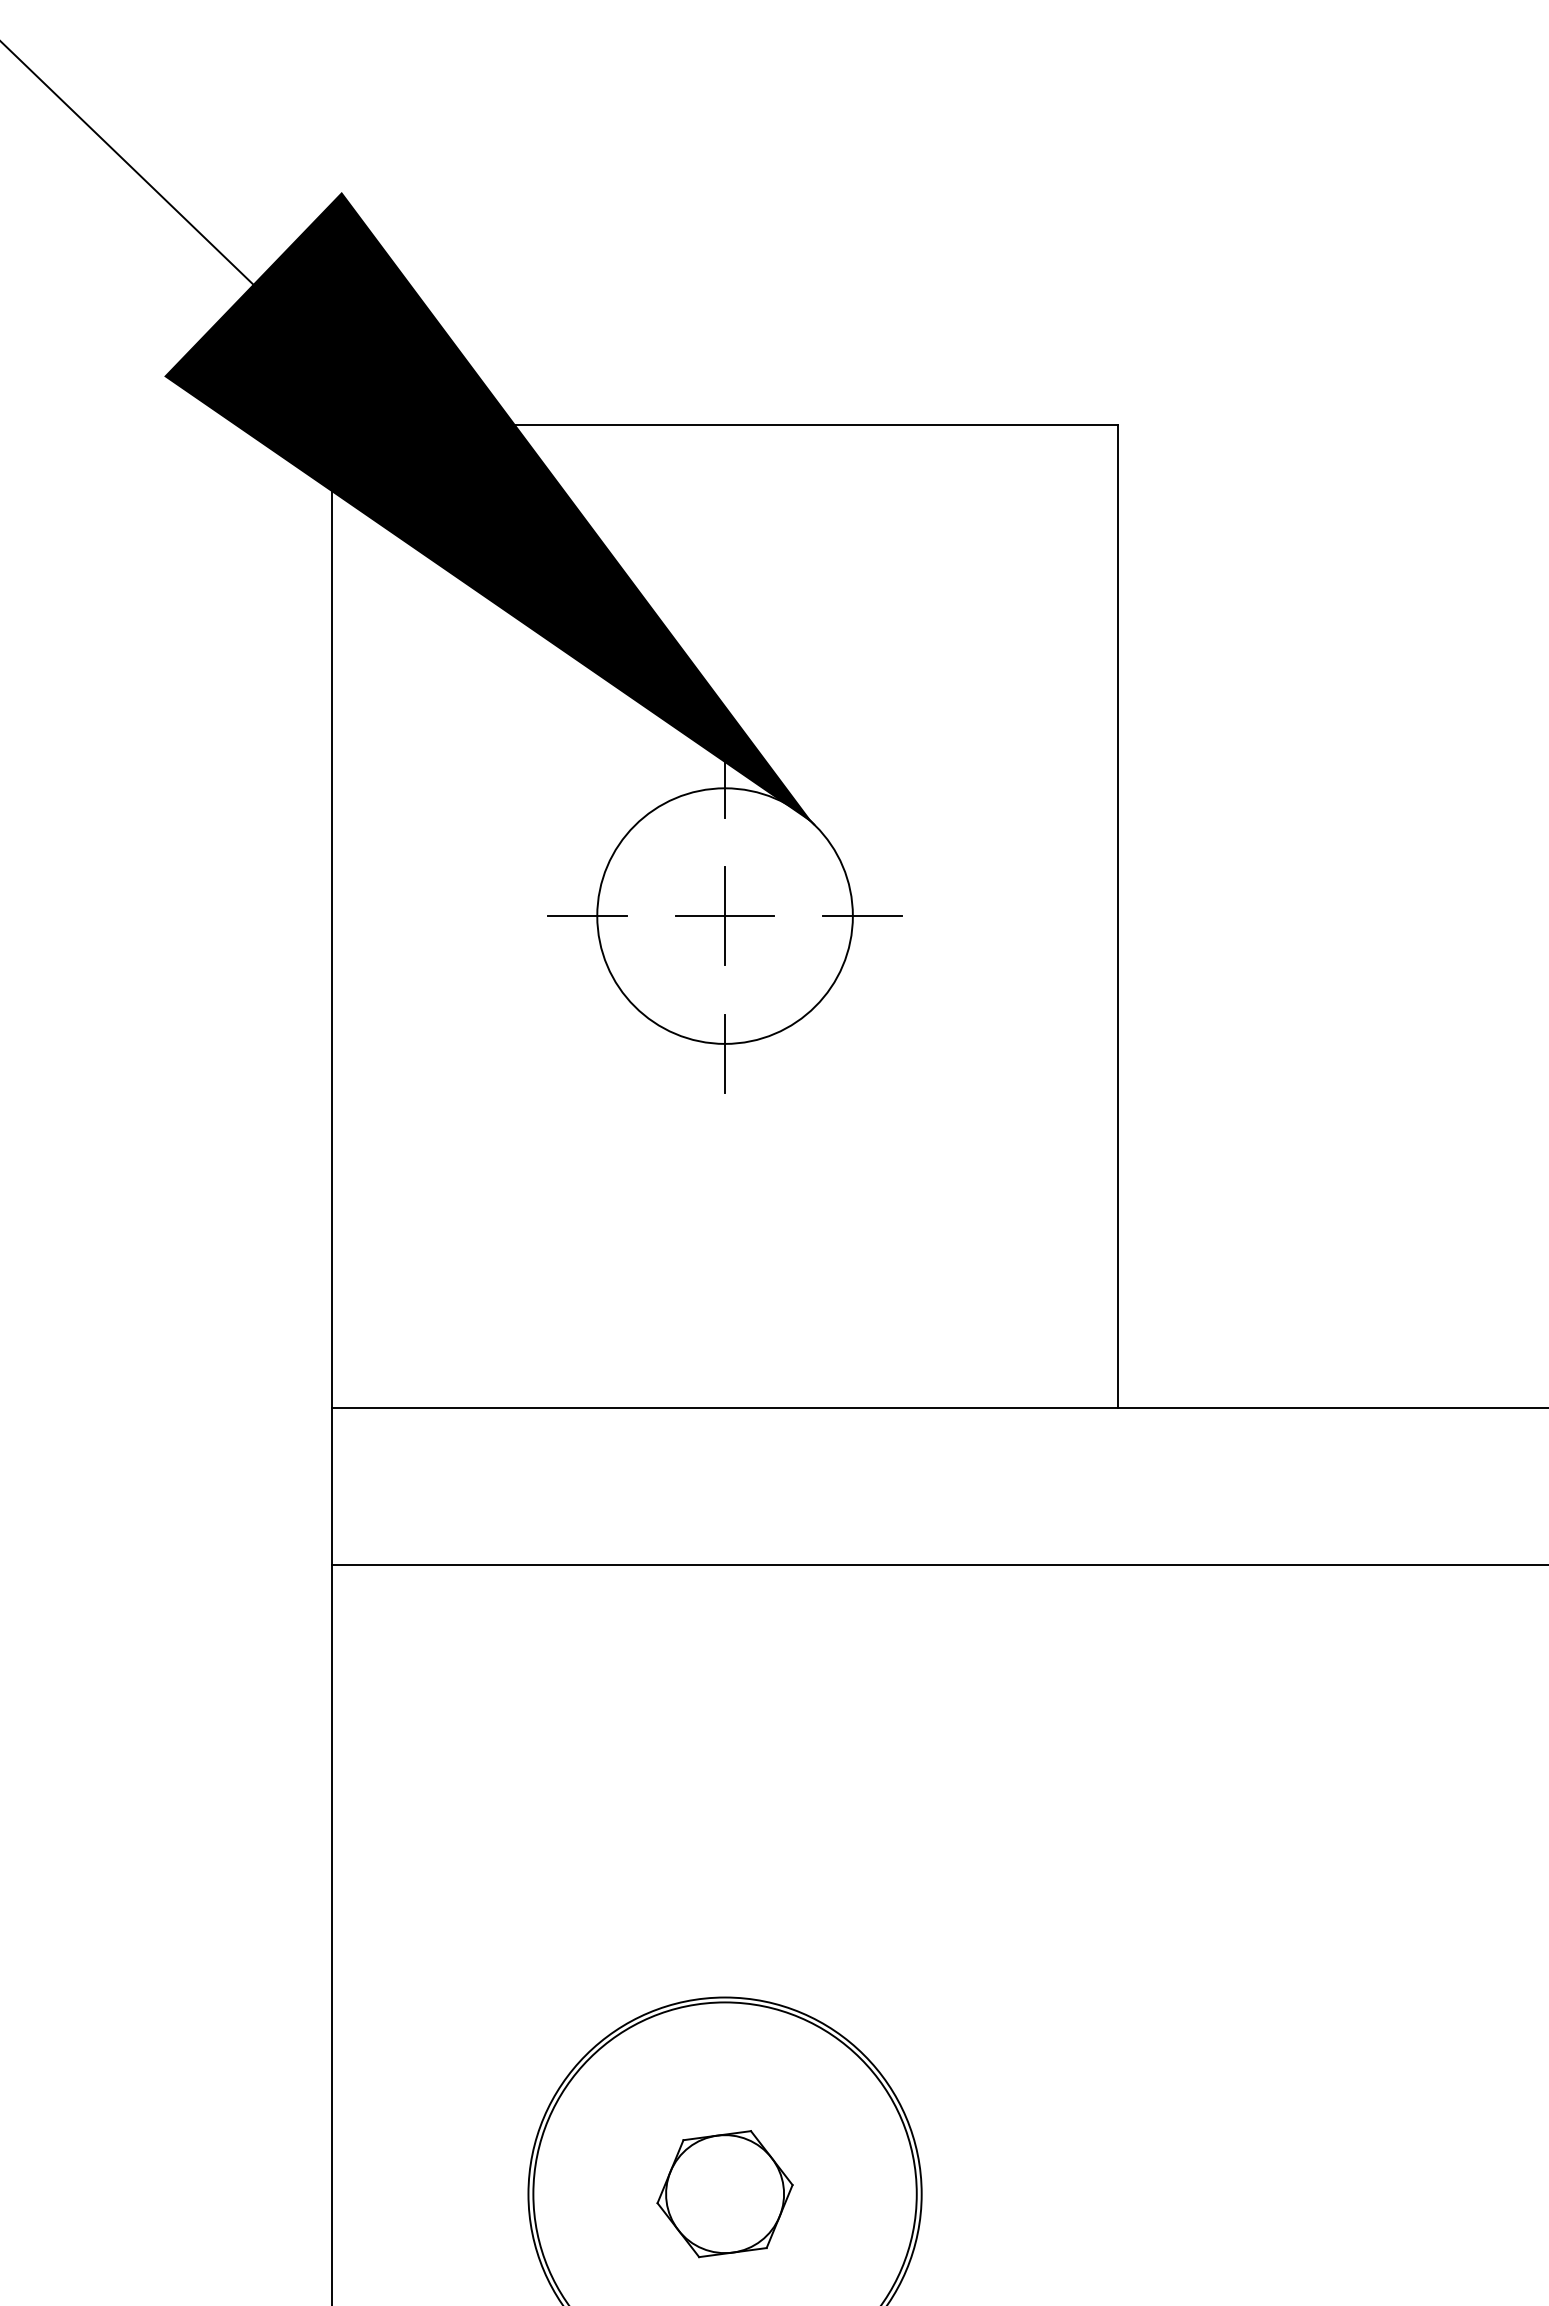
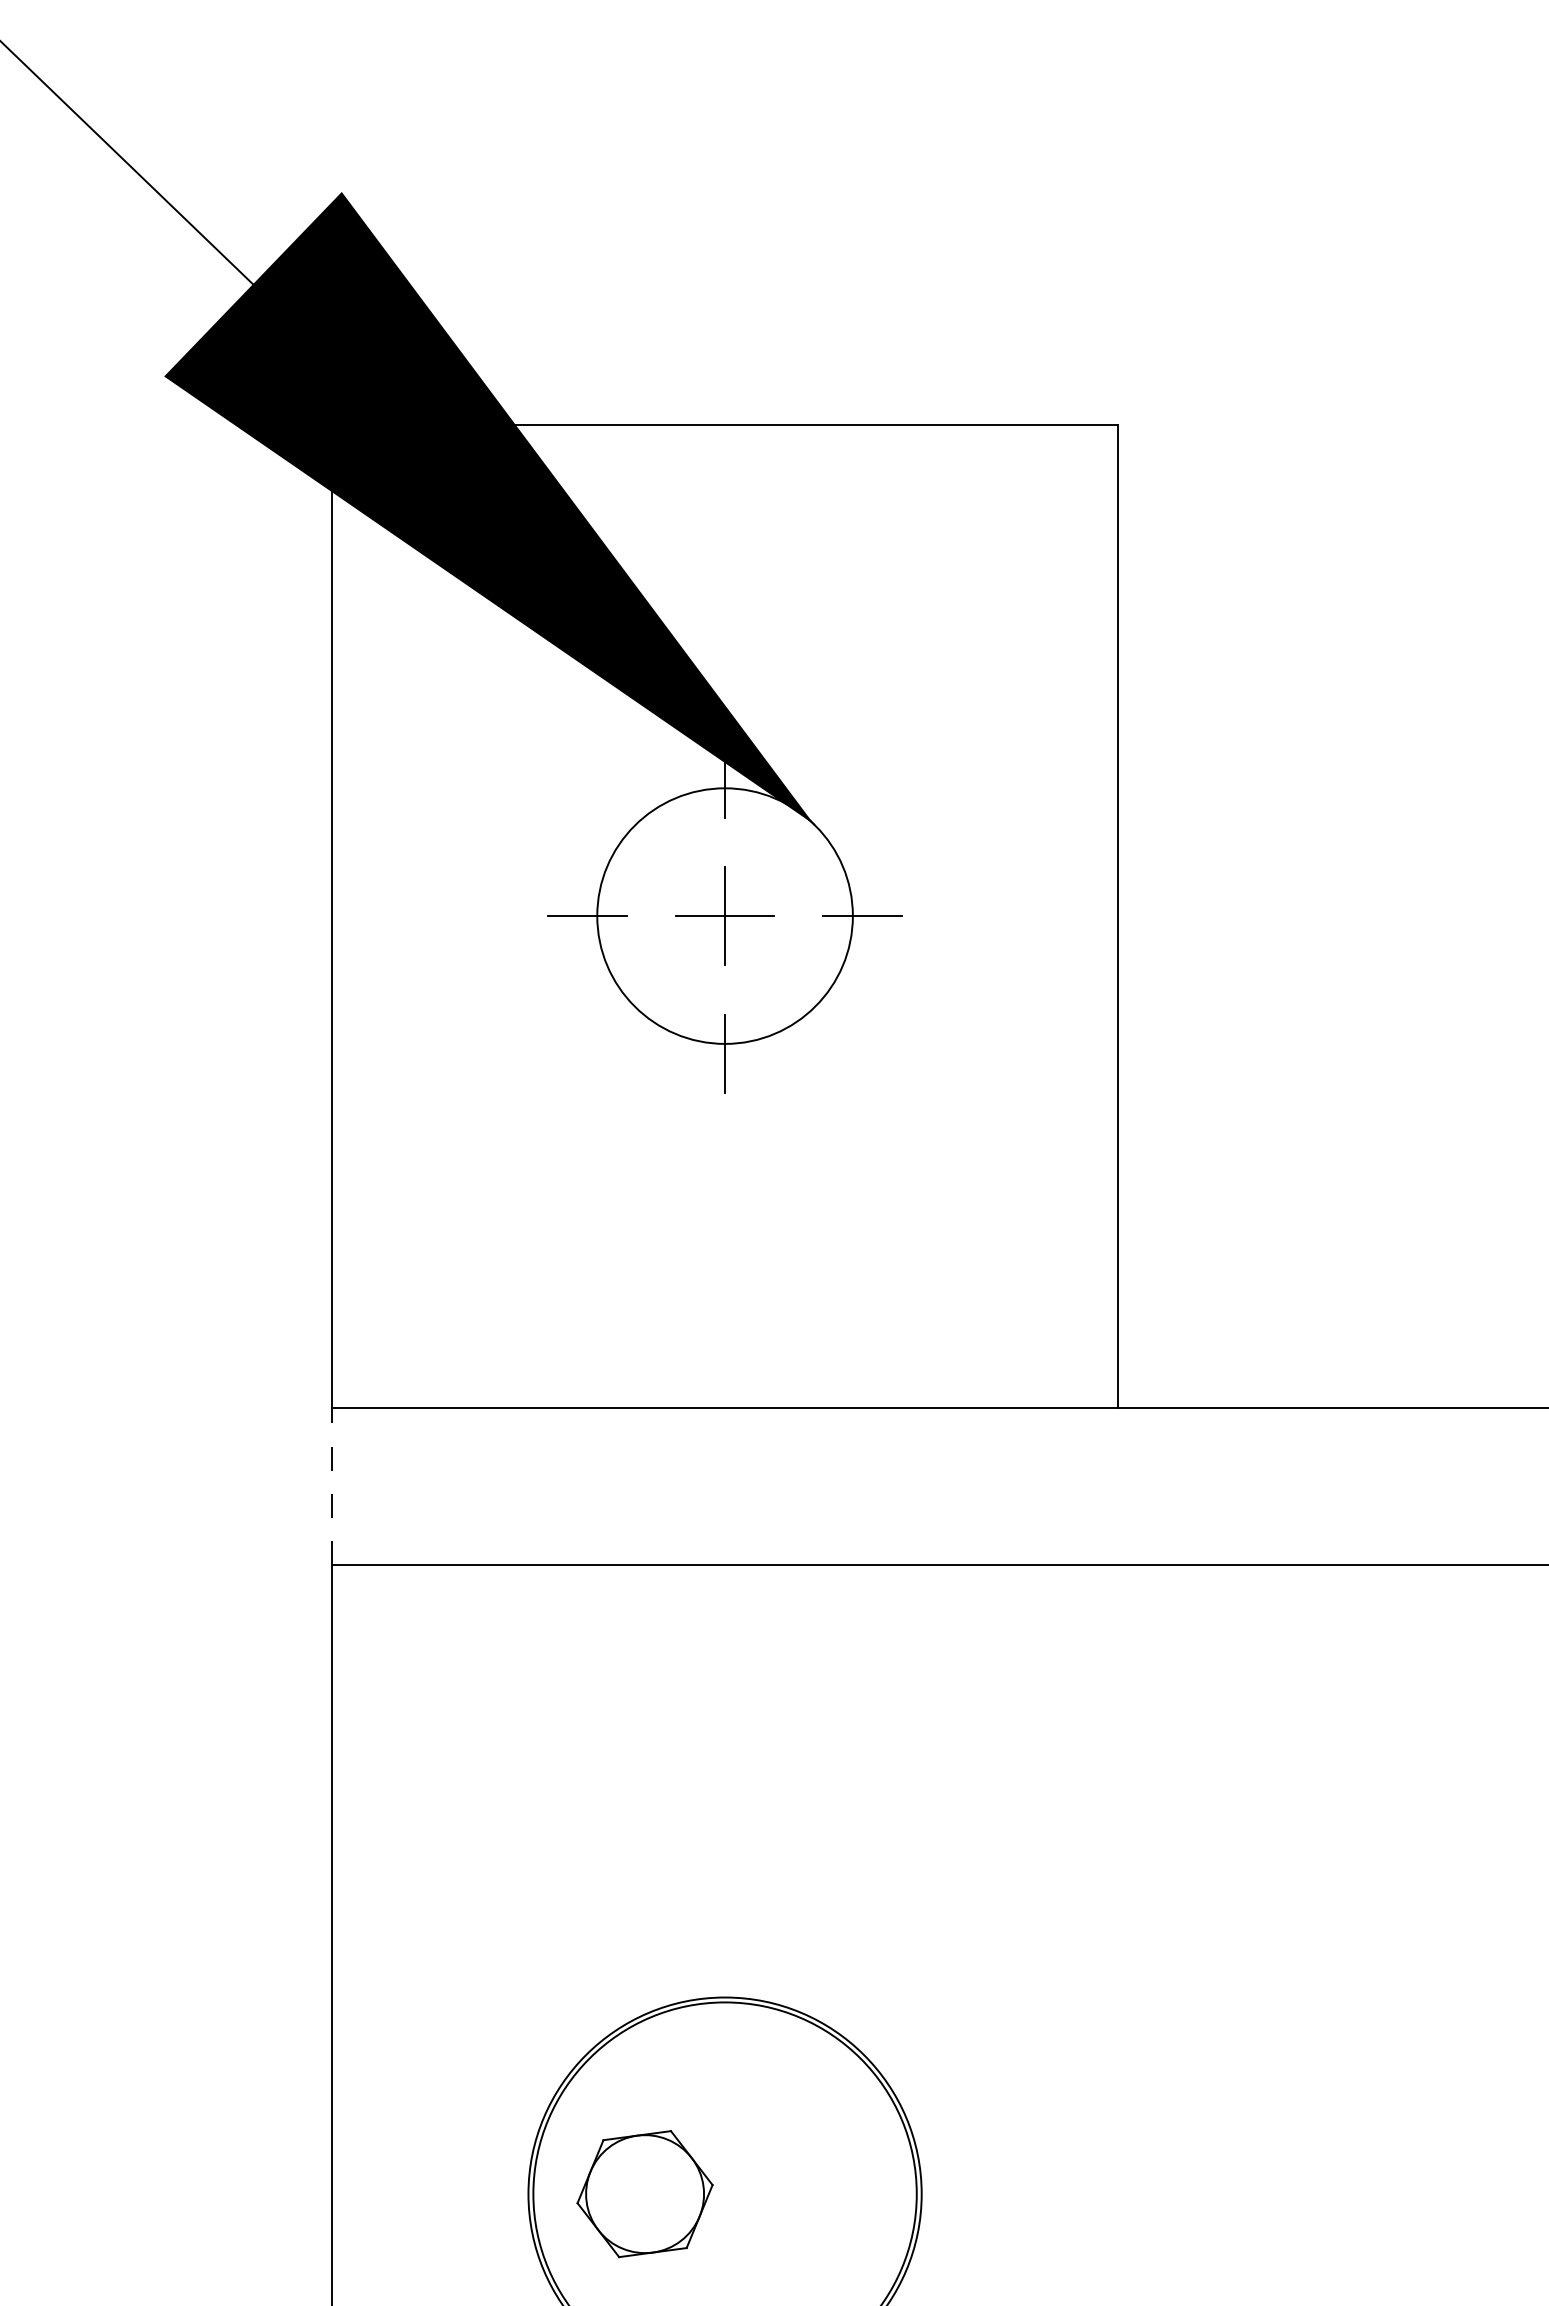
line: solid -> dashed (331, 1486)
part position: (724, 2194) -> (644, 2194) (644, 2194)
